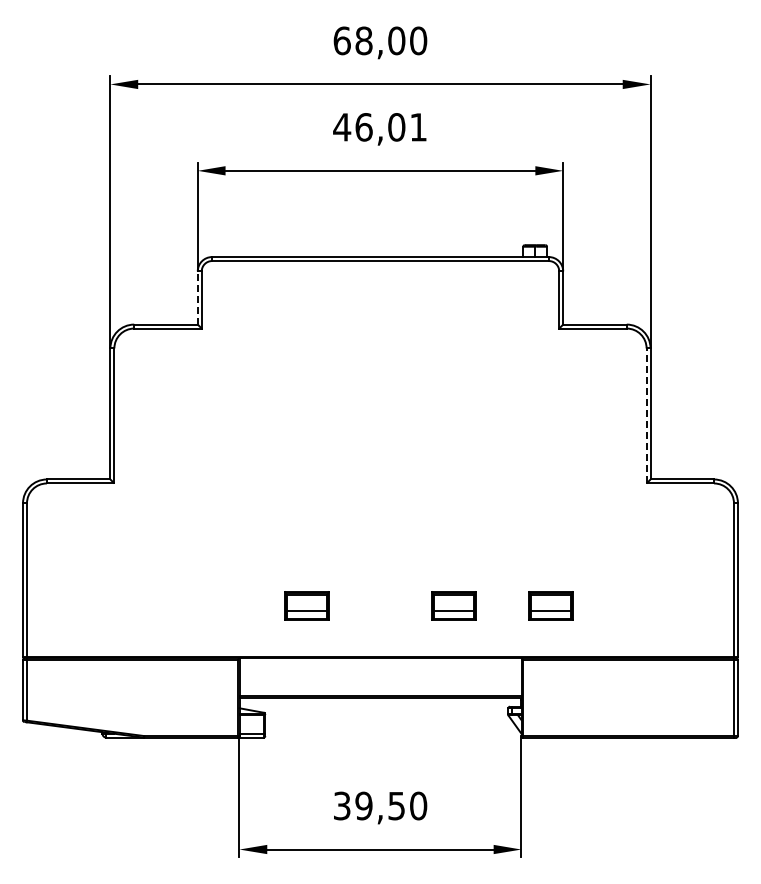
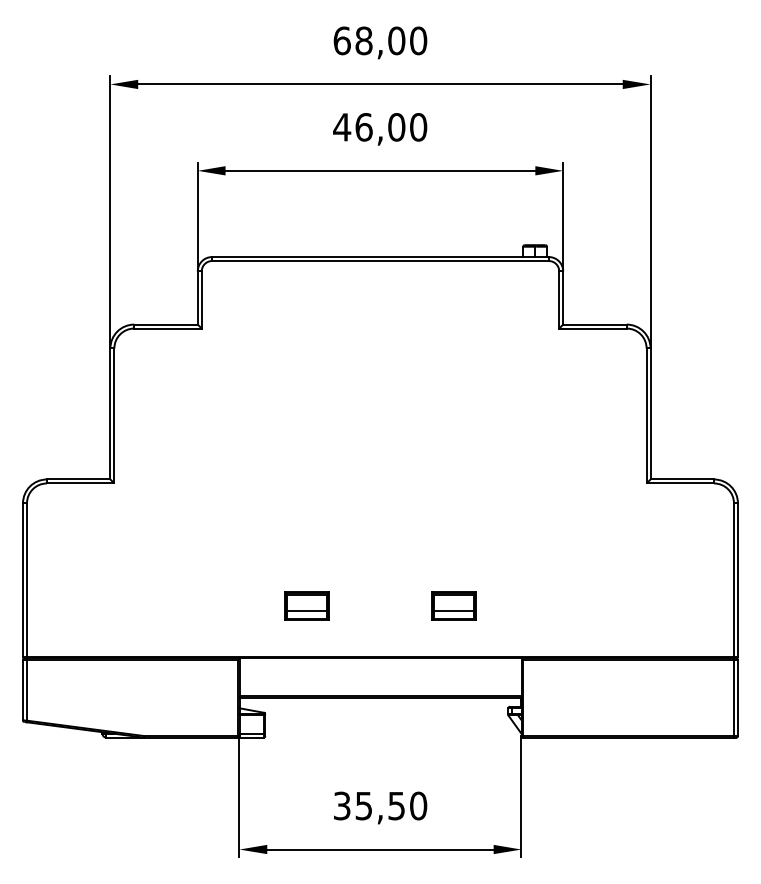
text: 46,01 -> 46,00 (418, 127)
line: dashed -> solid (197, 297)
line: dashed -> solid (646, 415)
part: present -> none (550, 605)
text: 39,50 -> 35,50 (363, 805)
